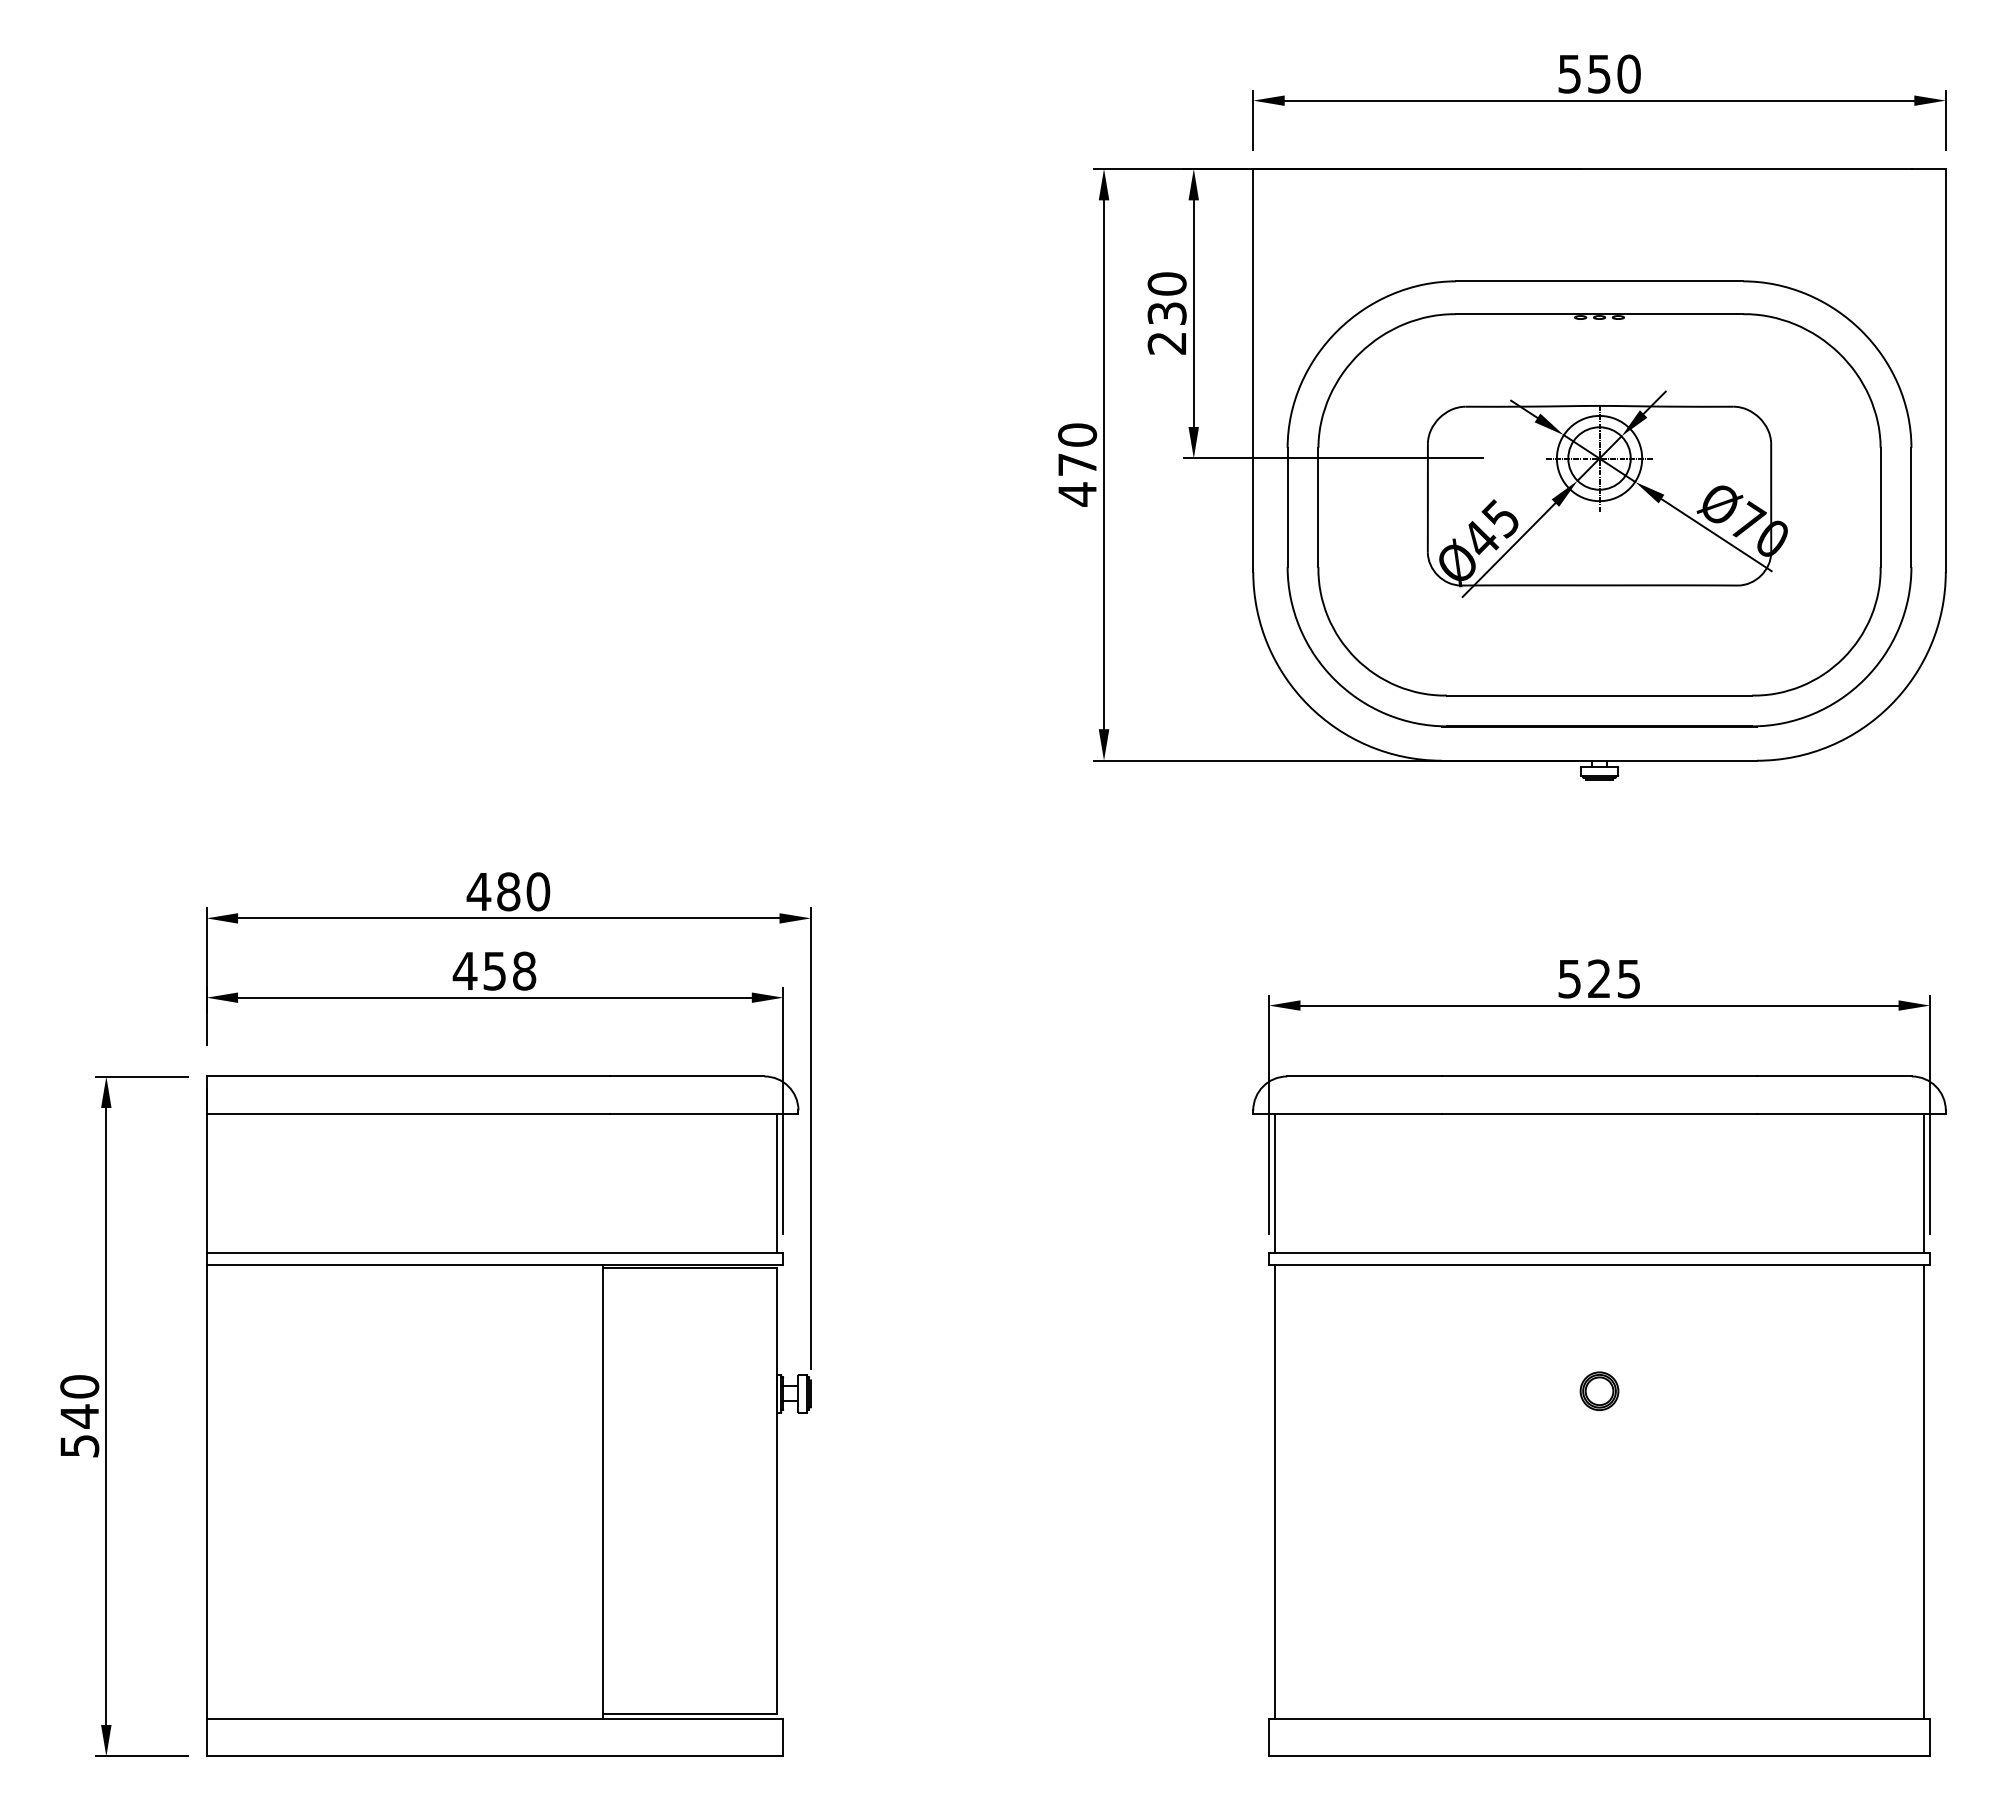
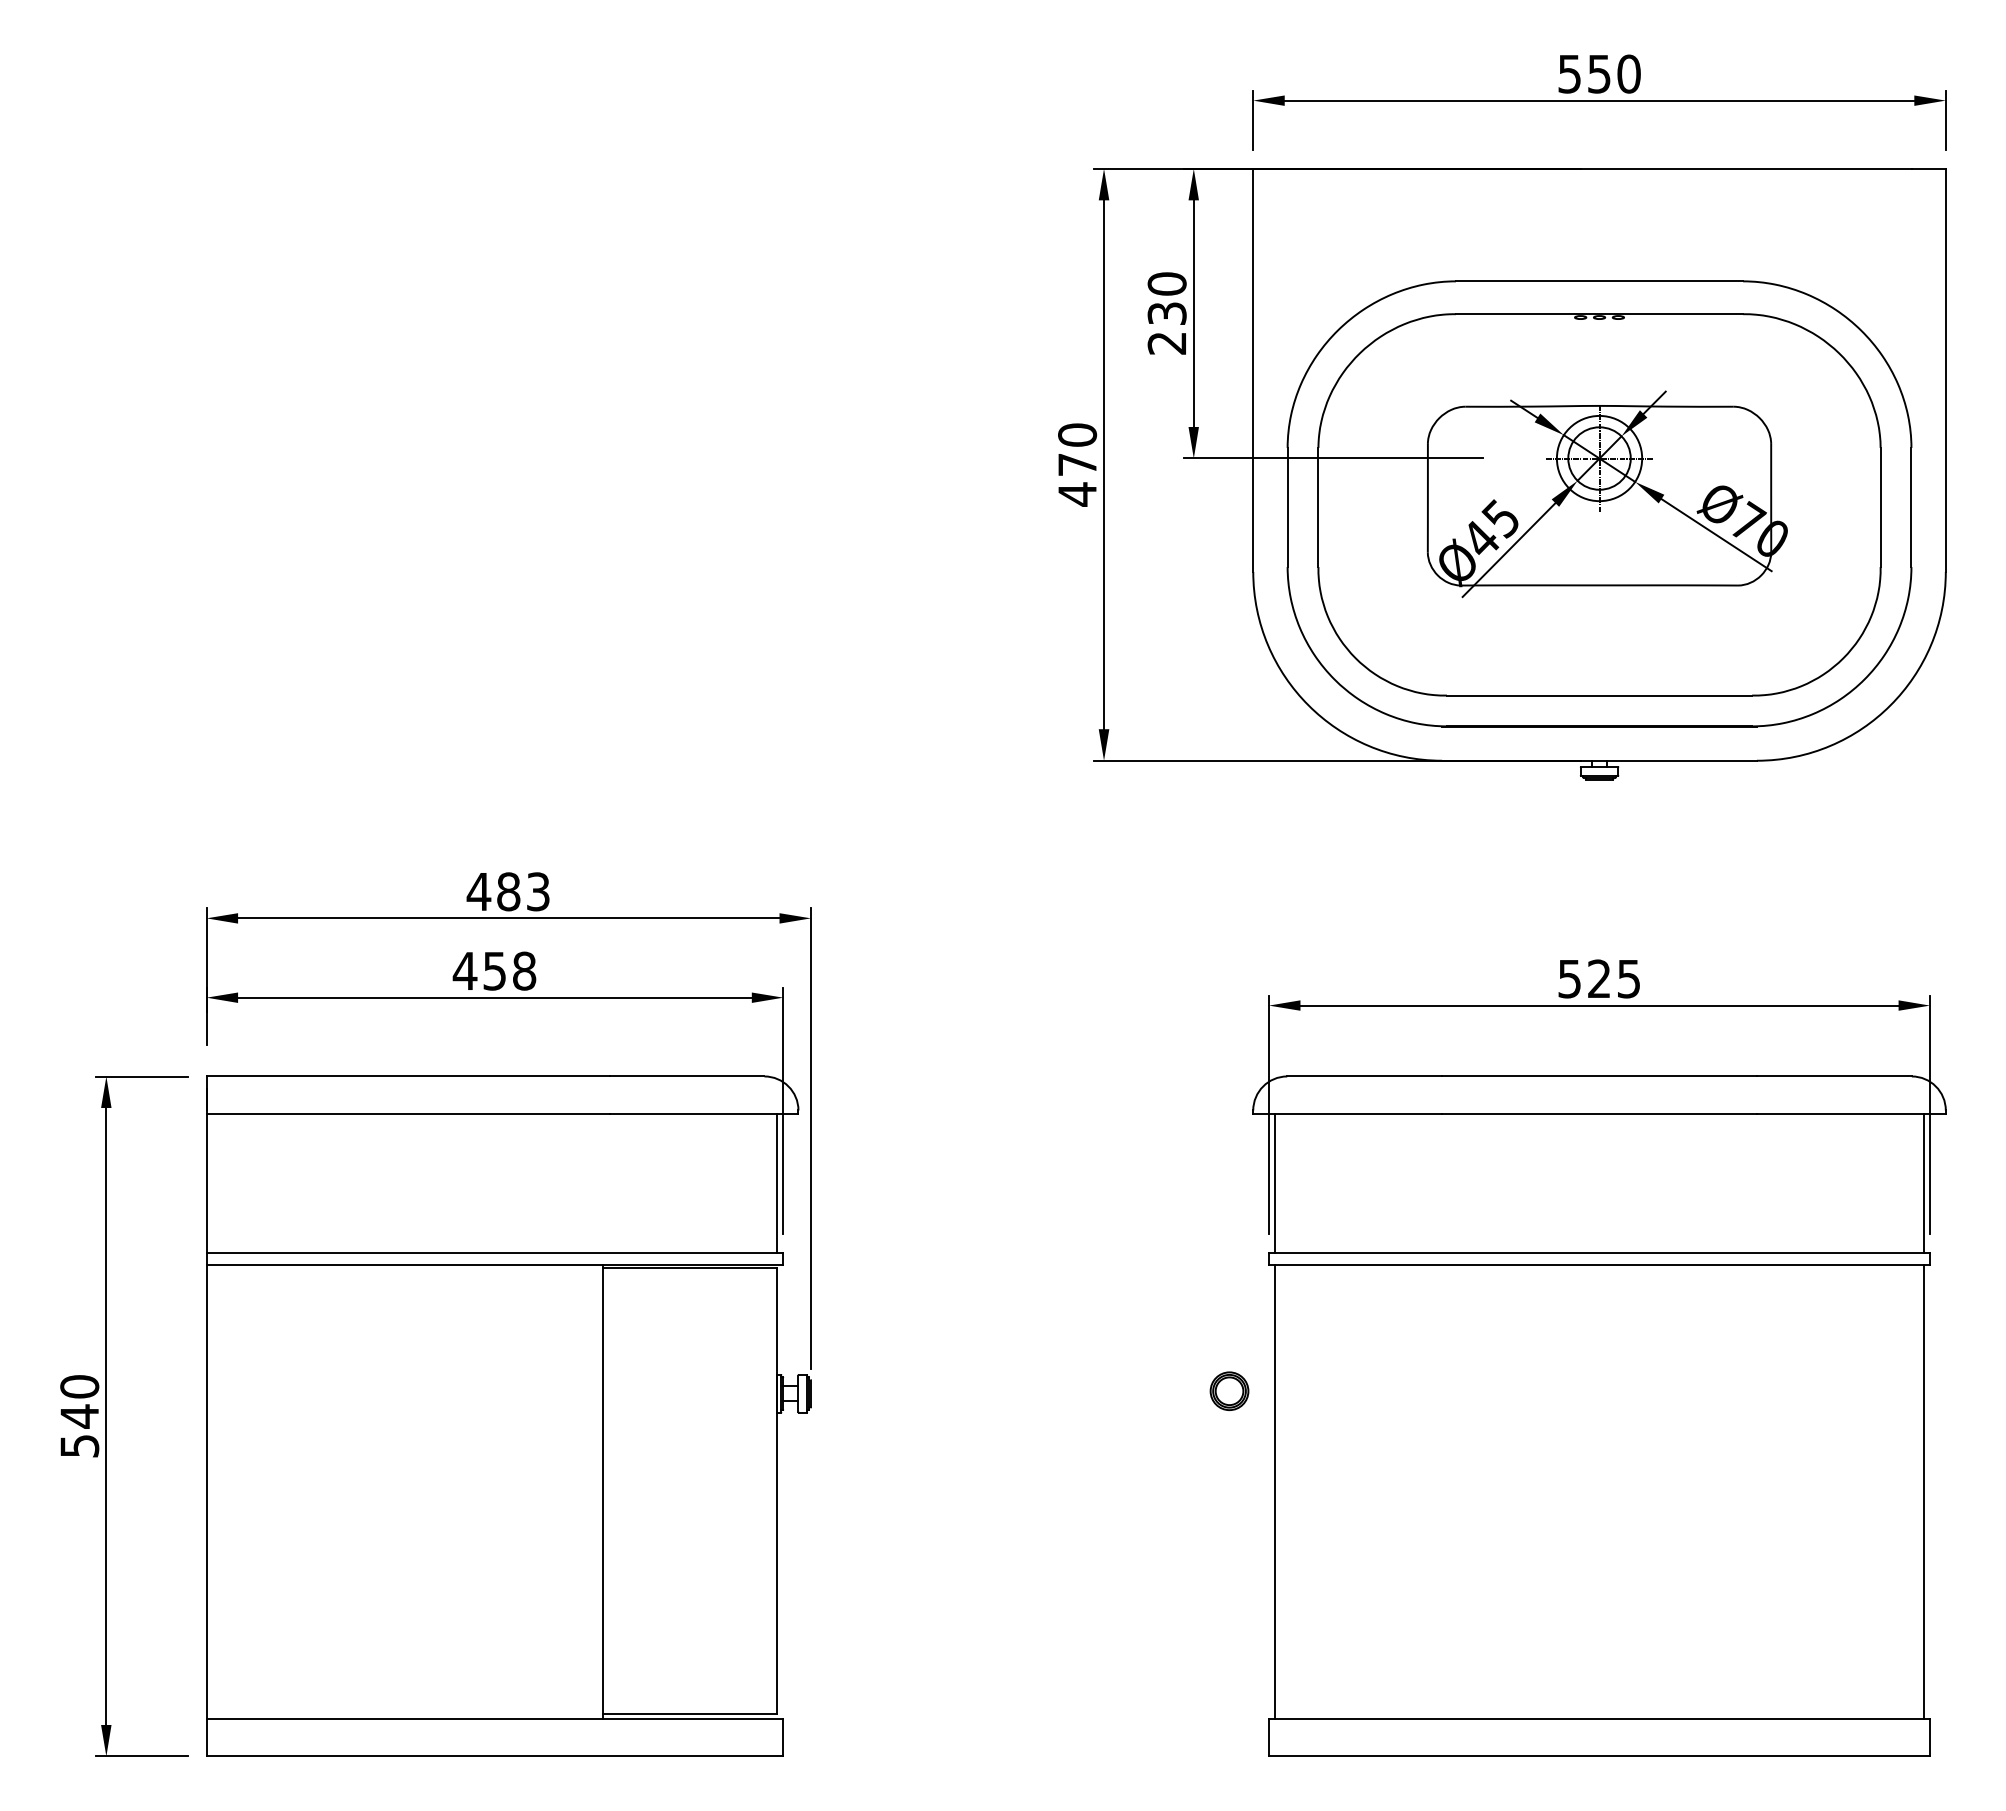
text: 480 -> 483 (538, 891)
part position: (1599, 1390) -> (1229, 1390) (1229, 1390)
